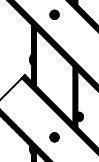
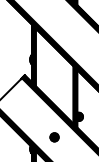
part: present -> none (54, 14)
